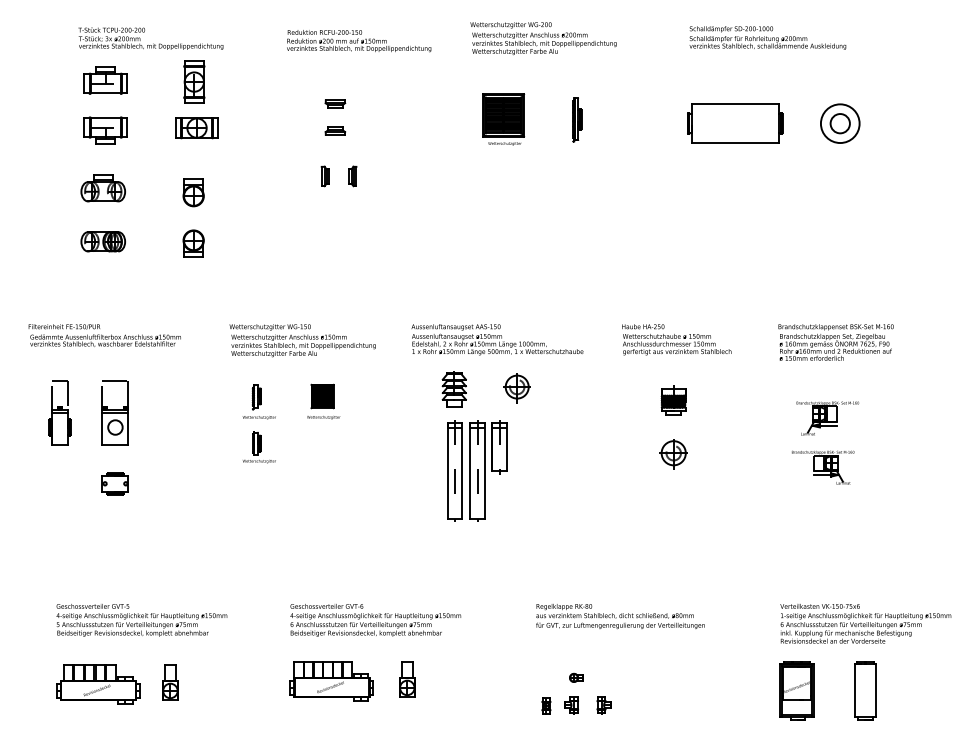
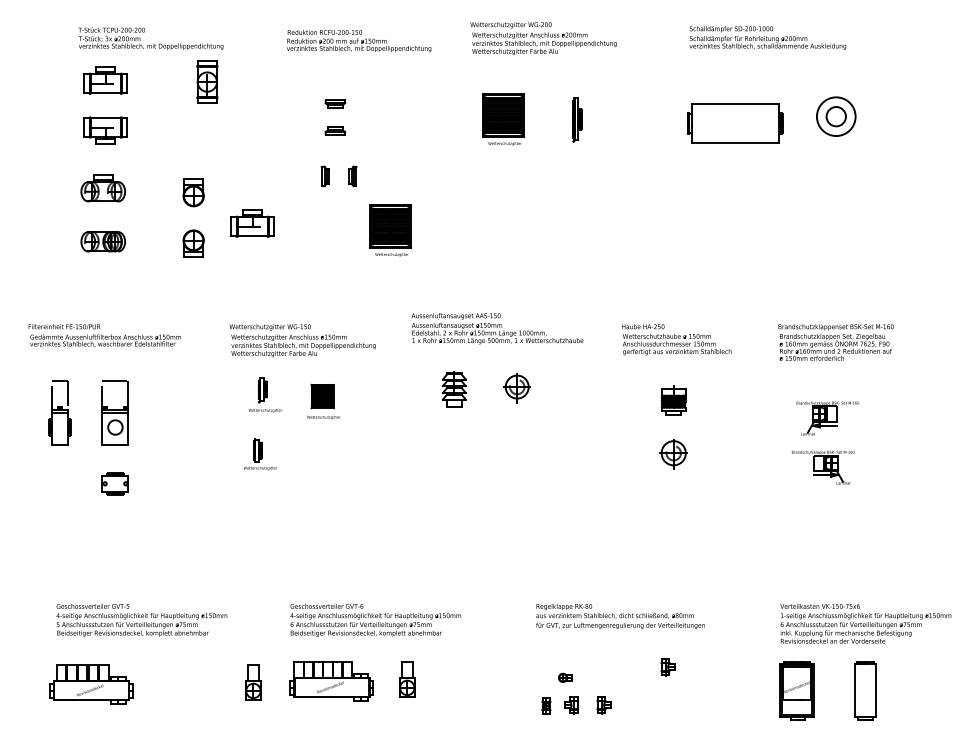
part position: (194, 81) -> (207, 81) (207, 81)
part position: (840, 123) -> (836, 116) (836, 116)
part: present -> none (196, 128)
part: none -> present (252, 223)
part: none -> present (390, 230)
text position: (497, 339) -> (497, 328) (497, 328)
part position: (258, 401) -> (264, 394) (264, 394)
part position: (258, 447) -> (259, 454) (259, 454)
part: present -> none (477, 470)
part: none -> present (667, 667)
part position: (576, 677) -> (565, 677) (565, 677)
part position: (170, 682) -> (253, 682) (253, 682)
part position: (98, 684) -> (91, 684) (91, 684)
